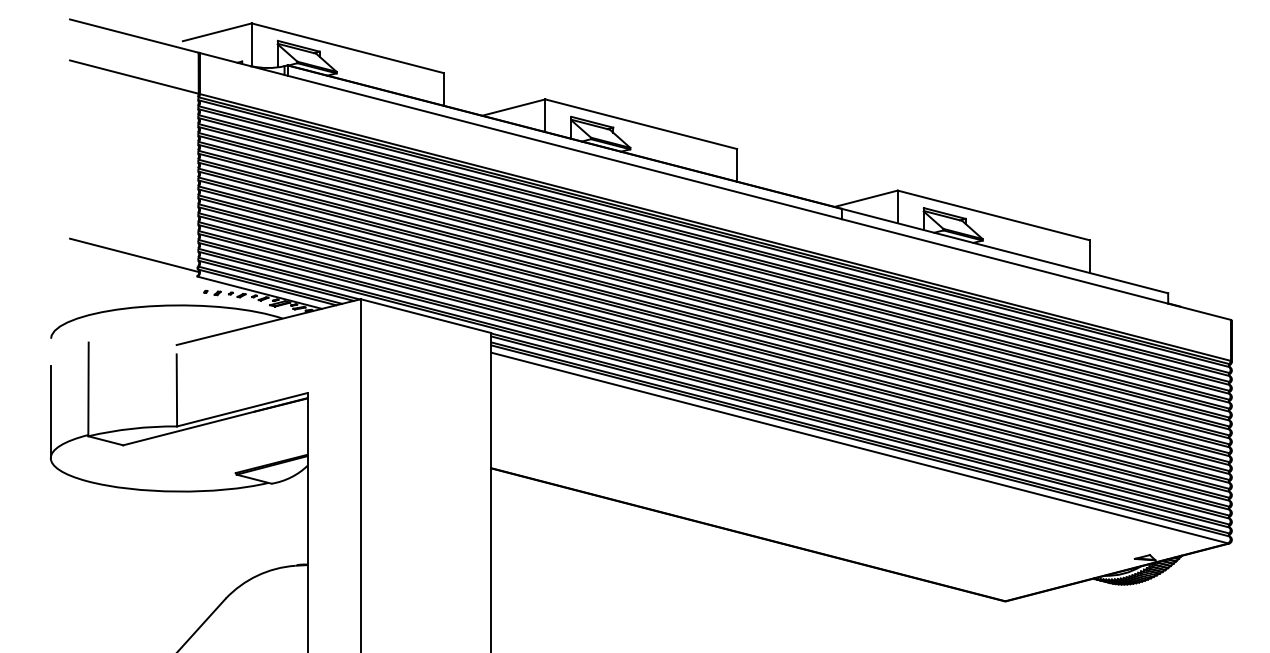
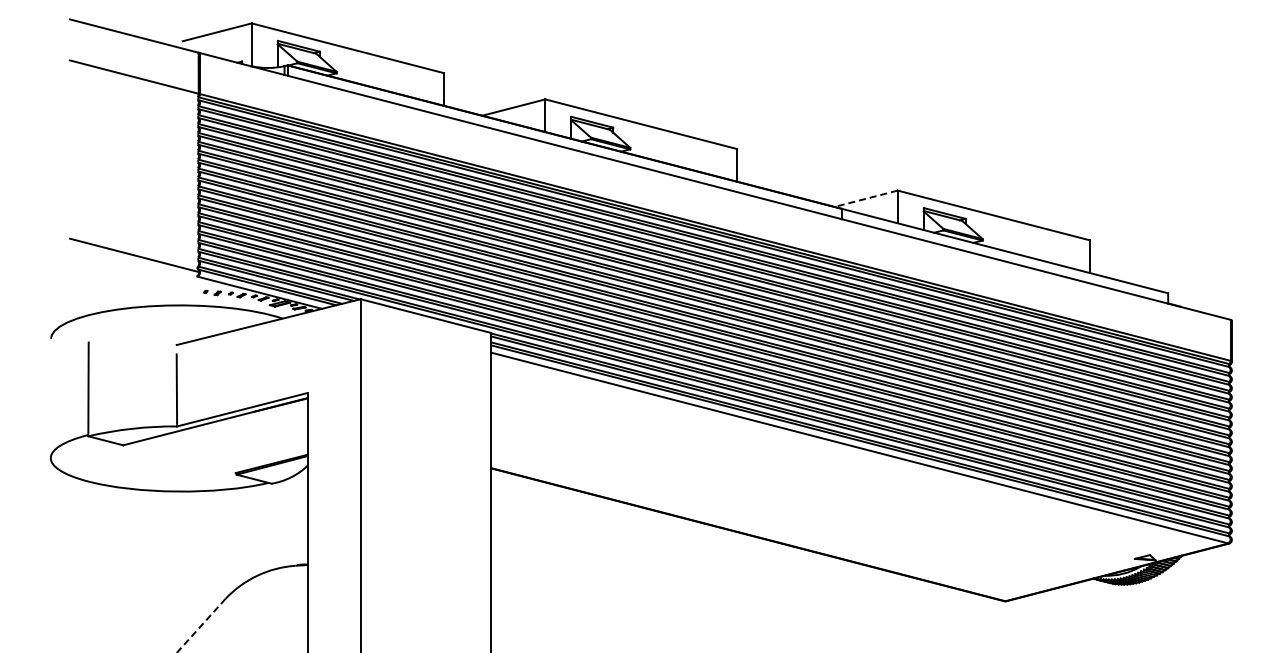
line: solid -> dashed (866, 198)
line: present -> none (50, 411)
line: solid -> dashed (200, 626)
